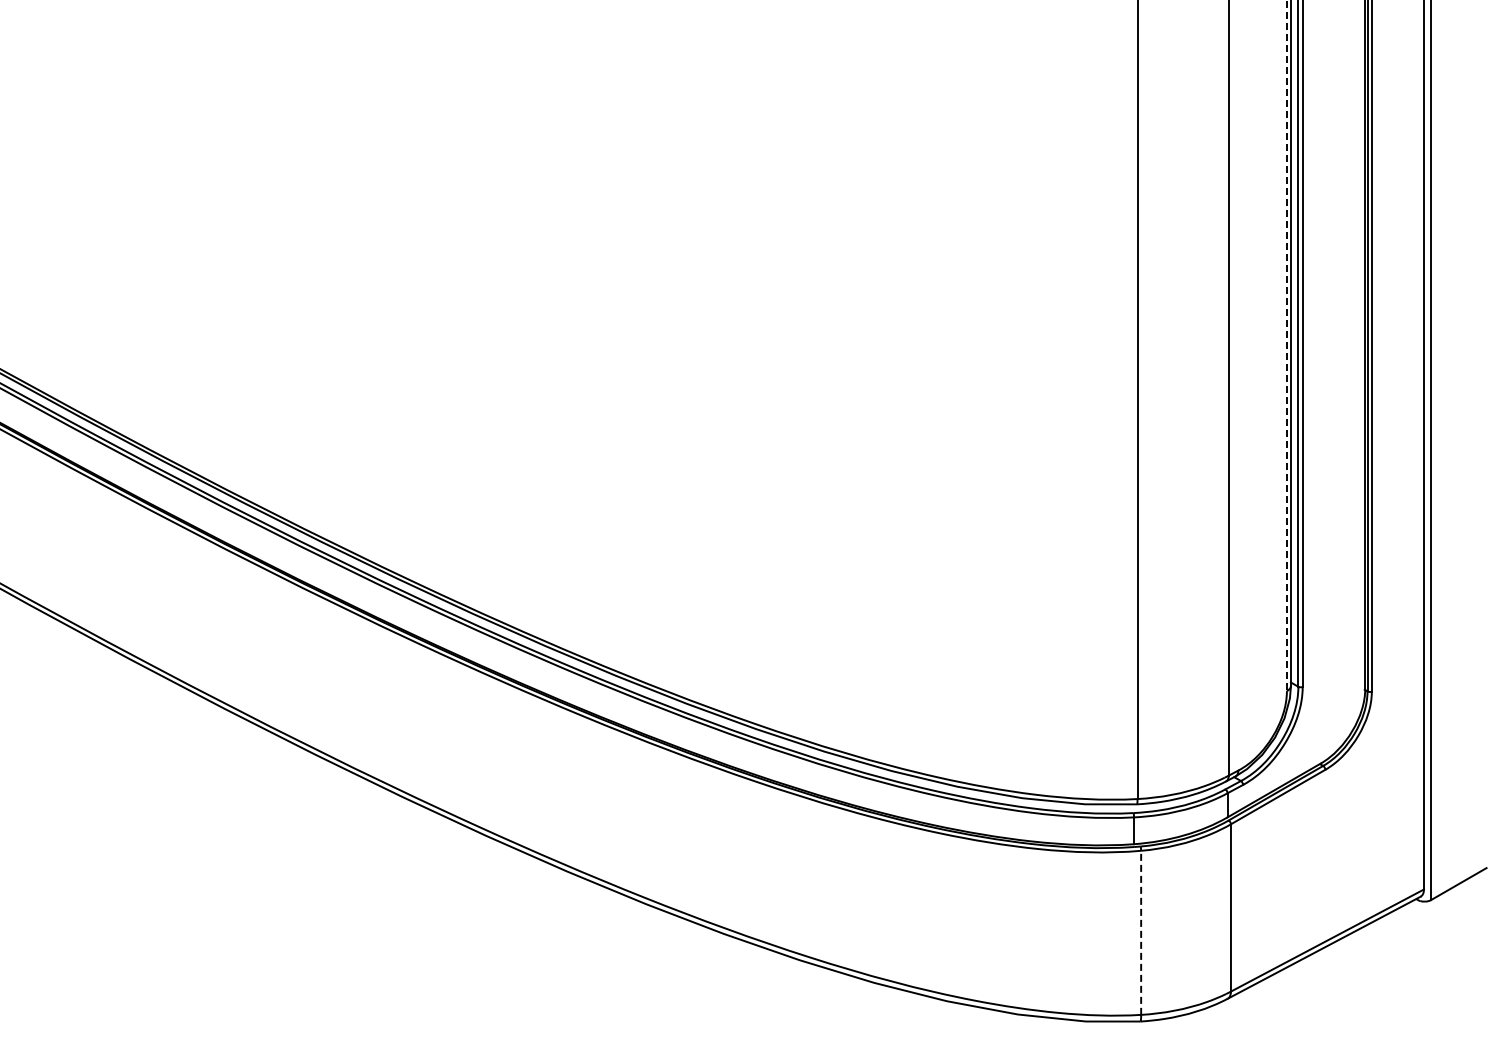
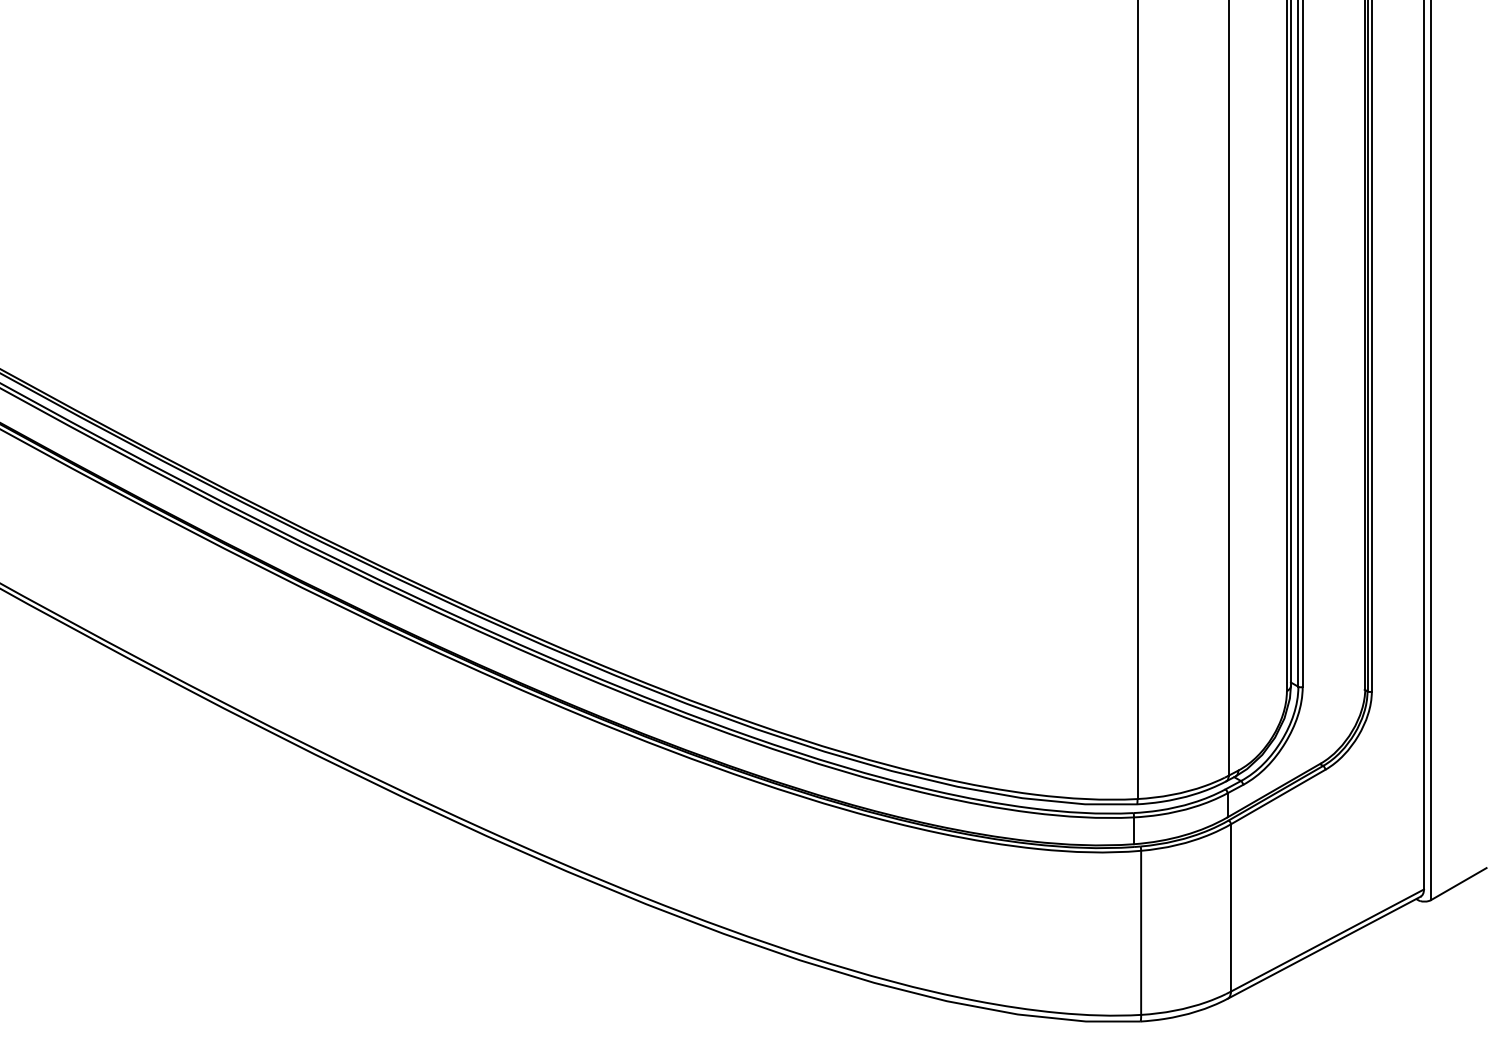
line: dashed -> solid (1286, 346)
line: dashed -> solid (1141, 932)
